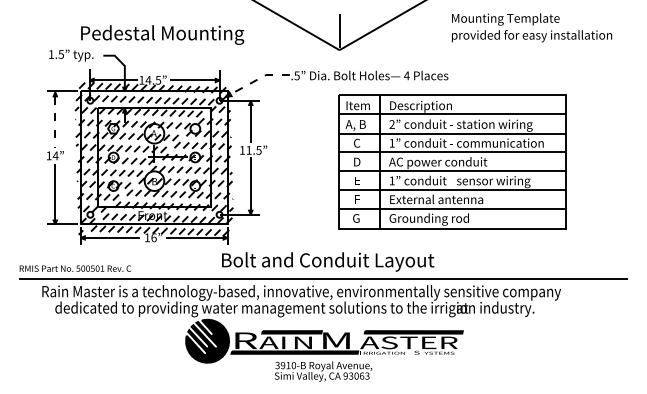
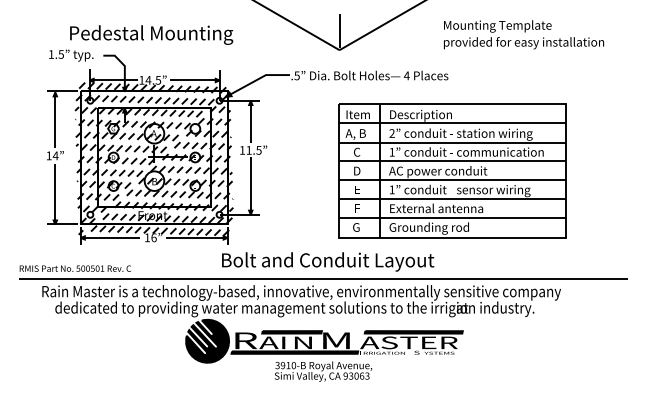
text position: (532, 27) -> (524, 34) (524, 34)
text position: (162, 34) -> (151, 34) (151, 34)
line: dashed -> solid (259, 78)
line: dashed -> solid (55, 122)
part position: (452, 161) -> (452, 170) (452, 170)
